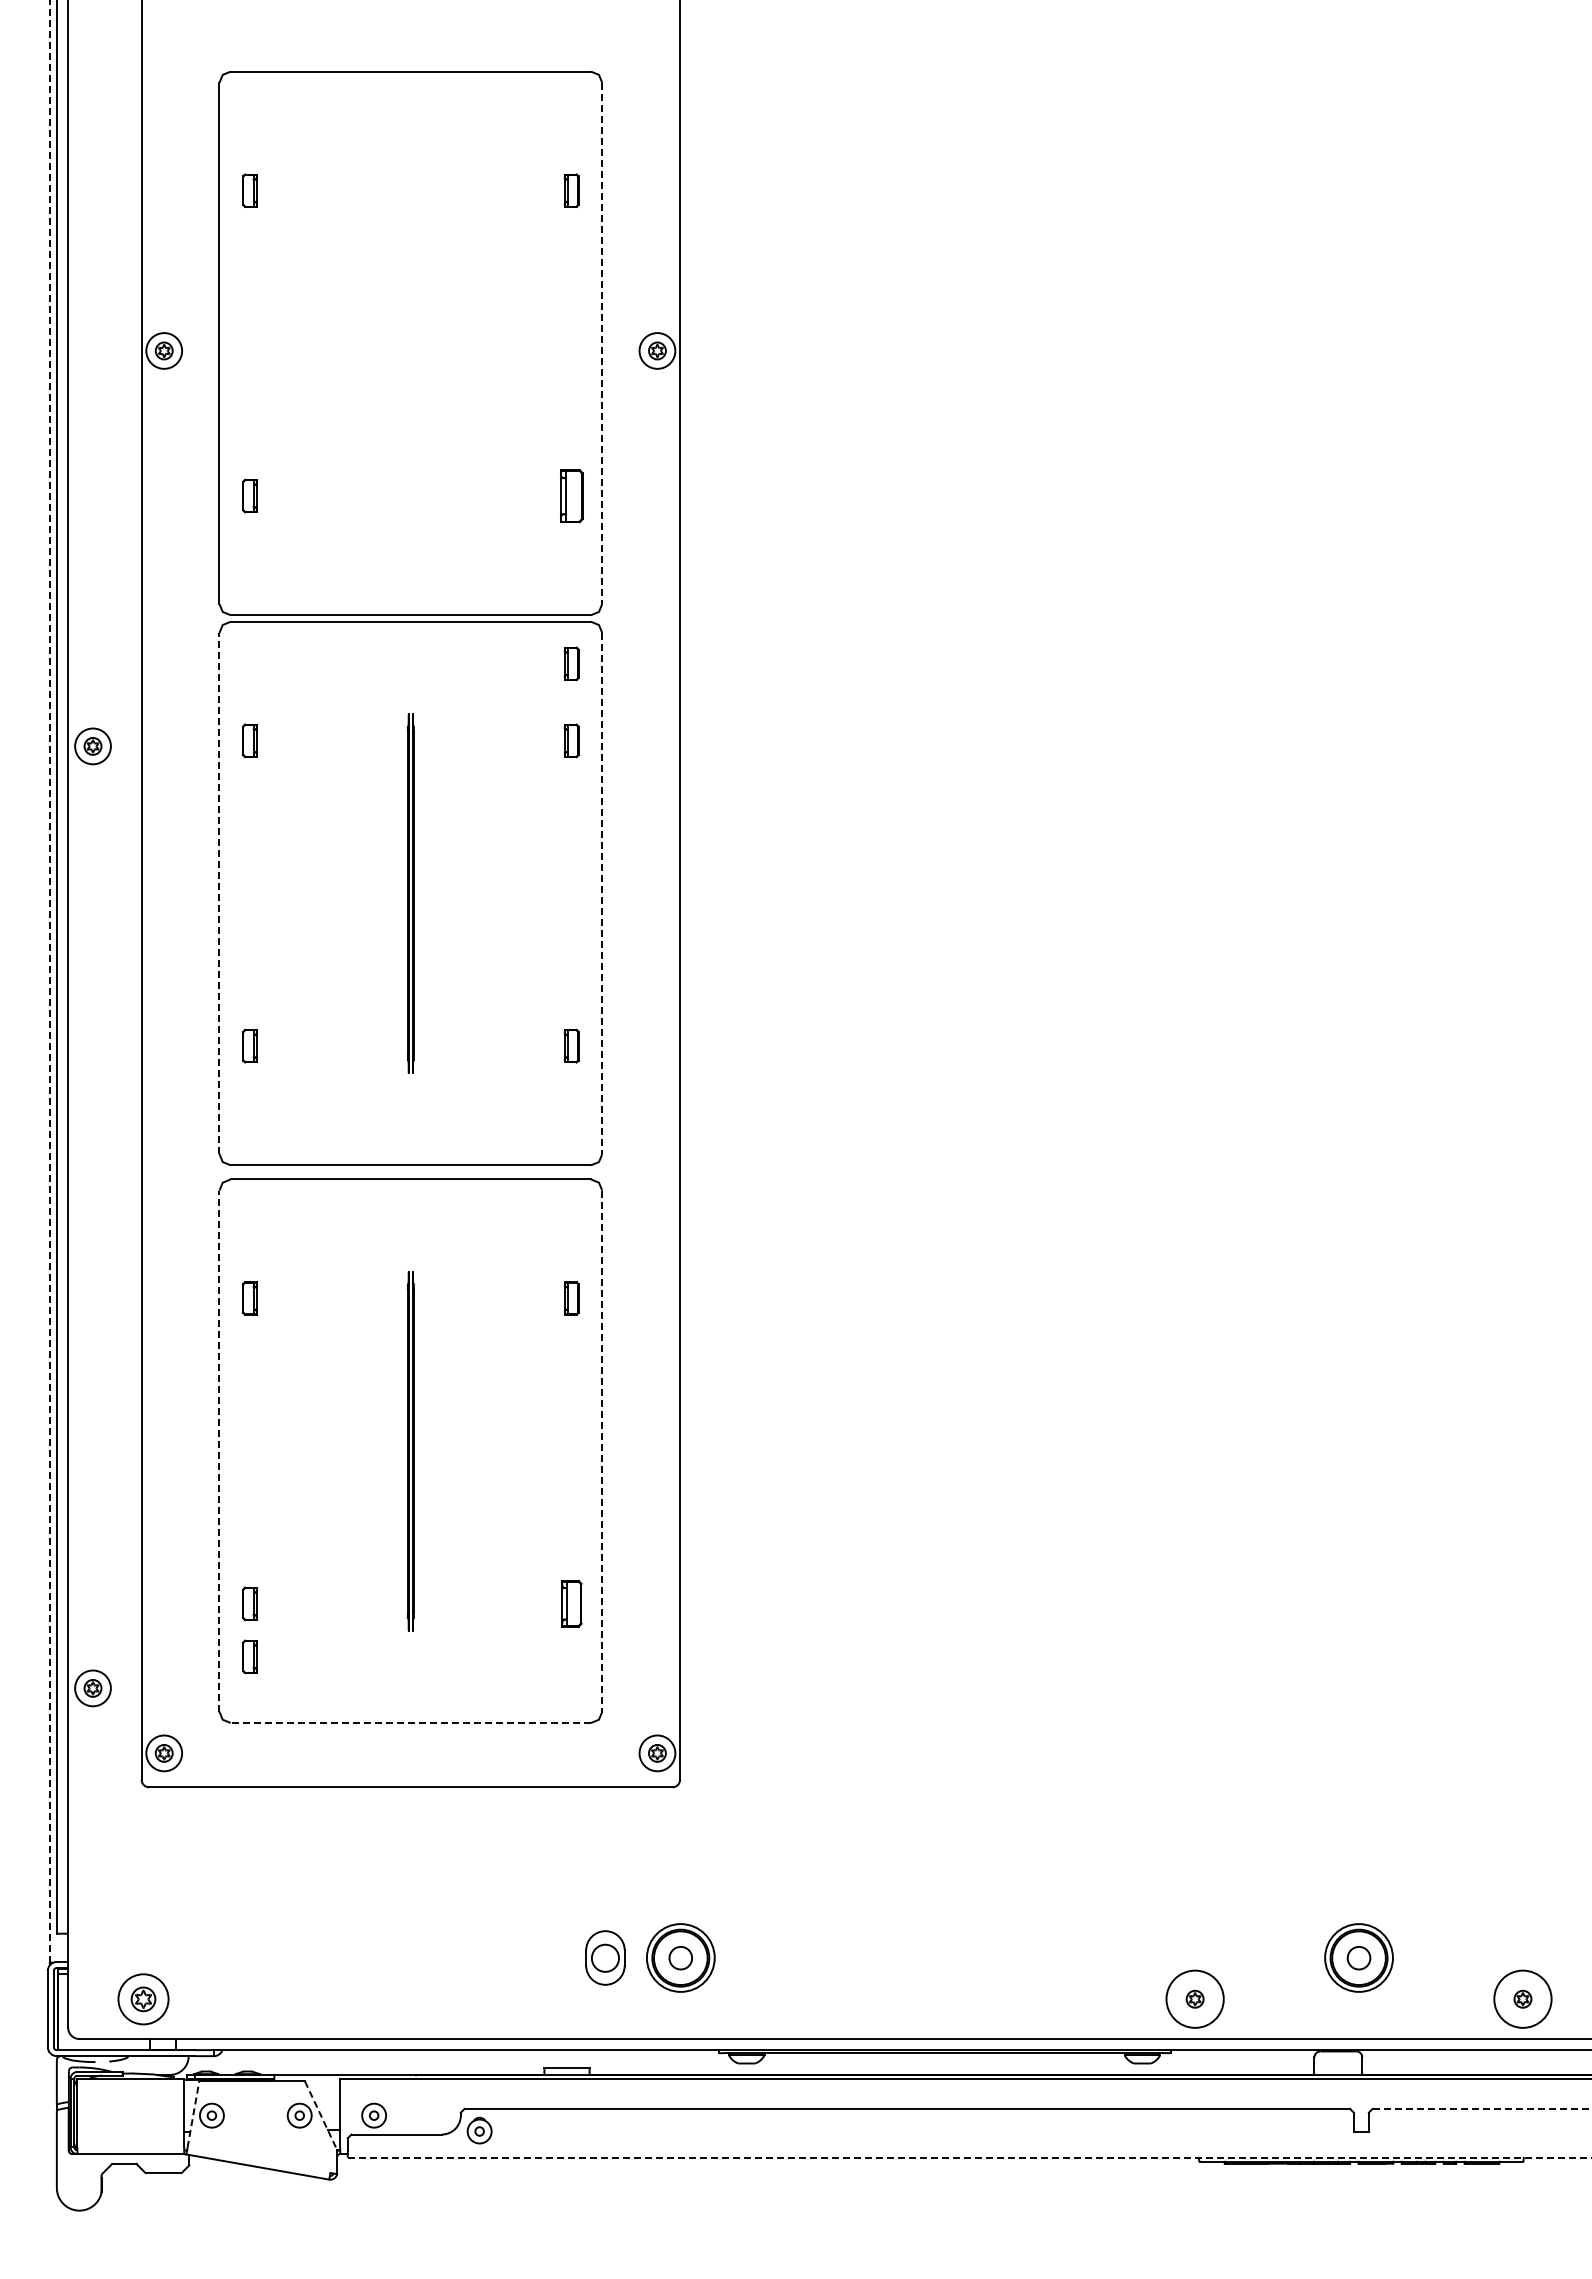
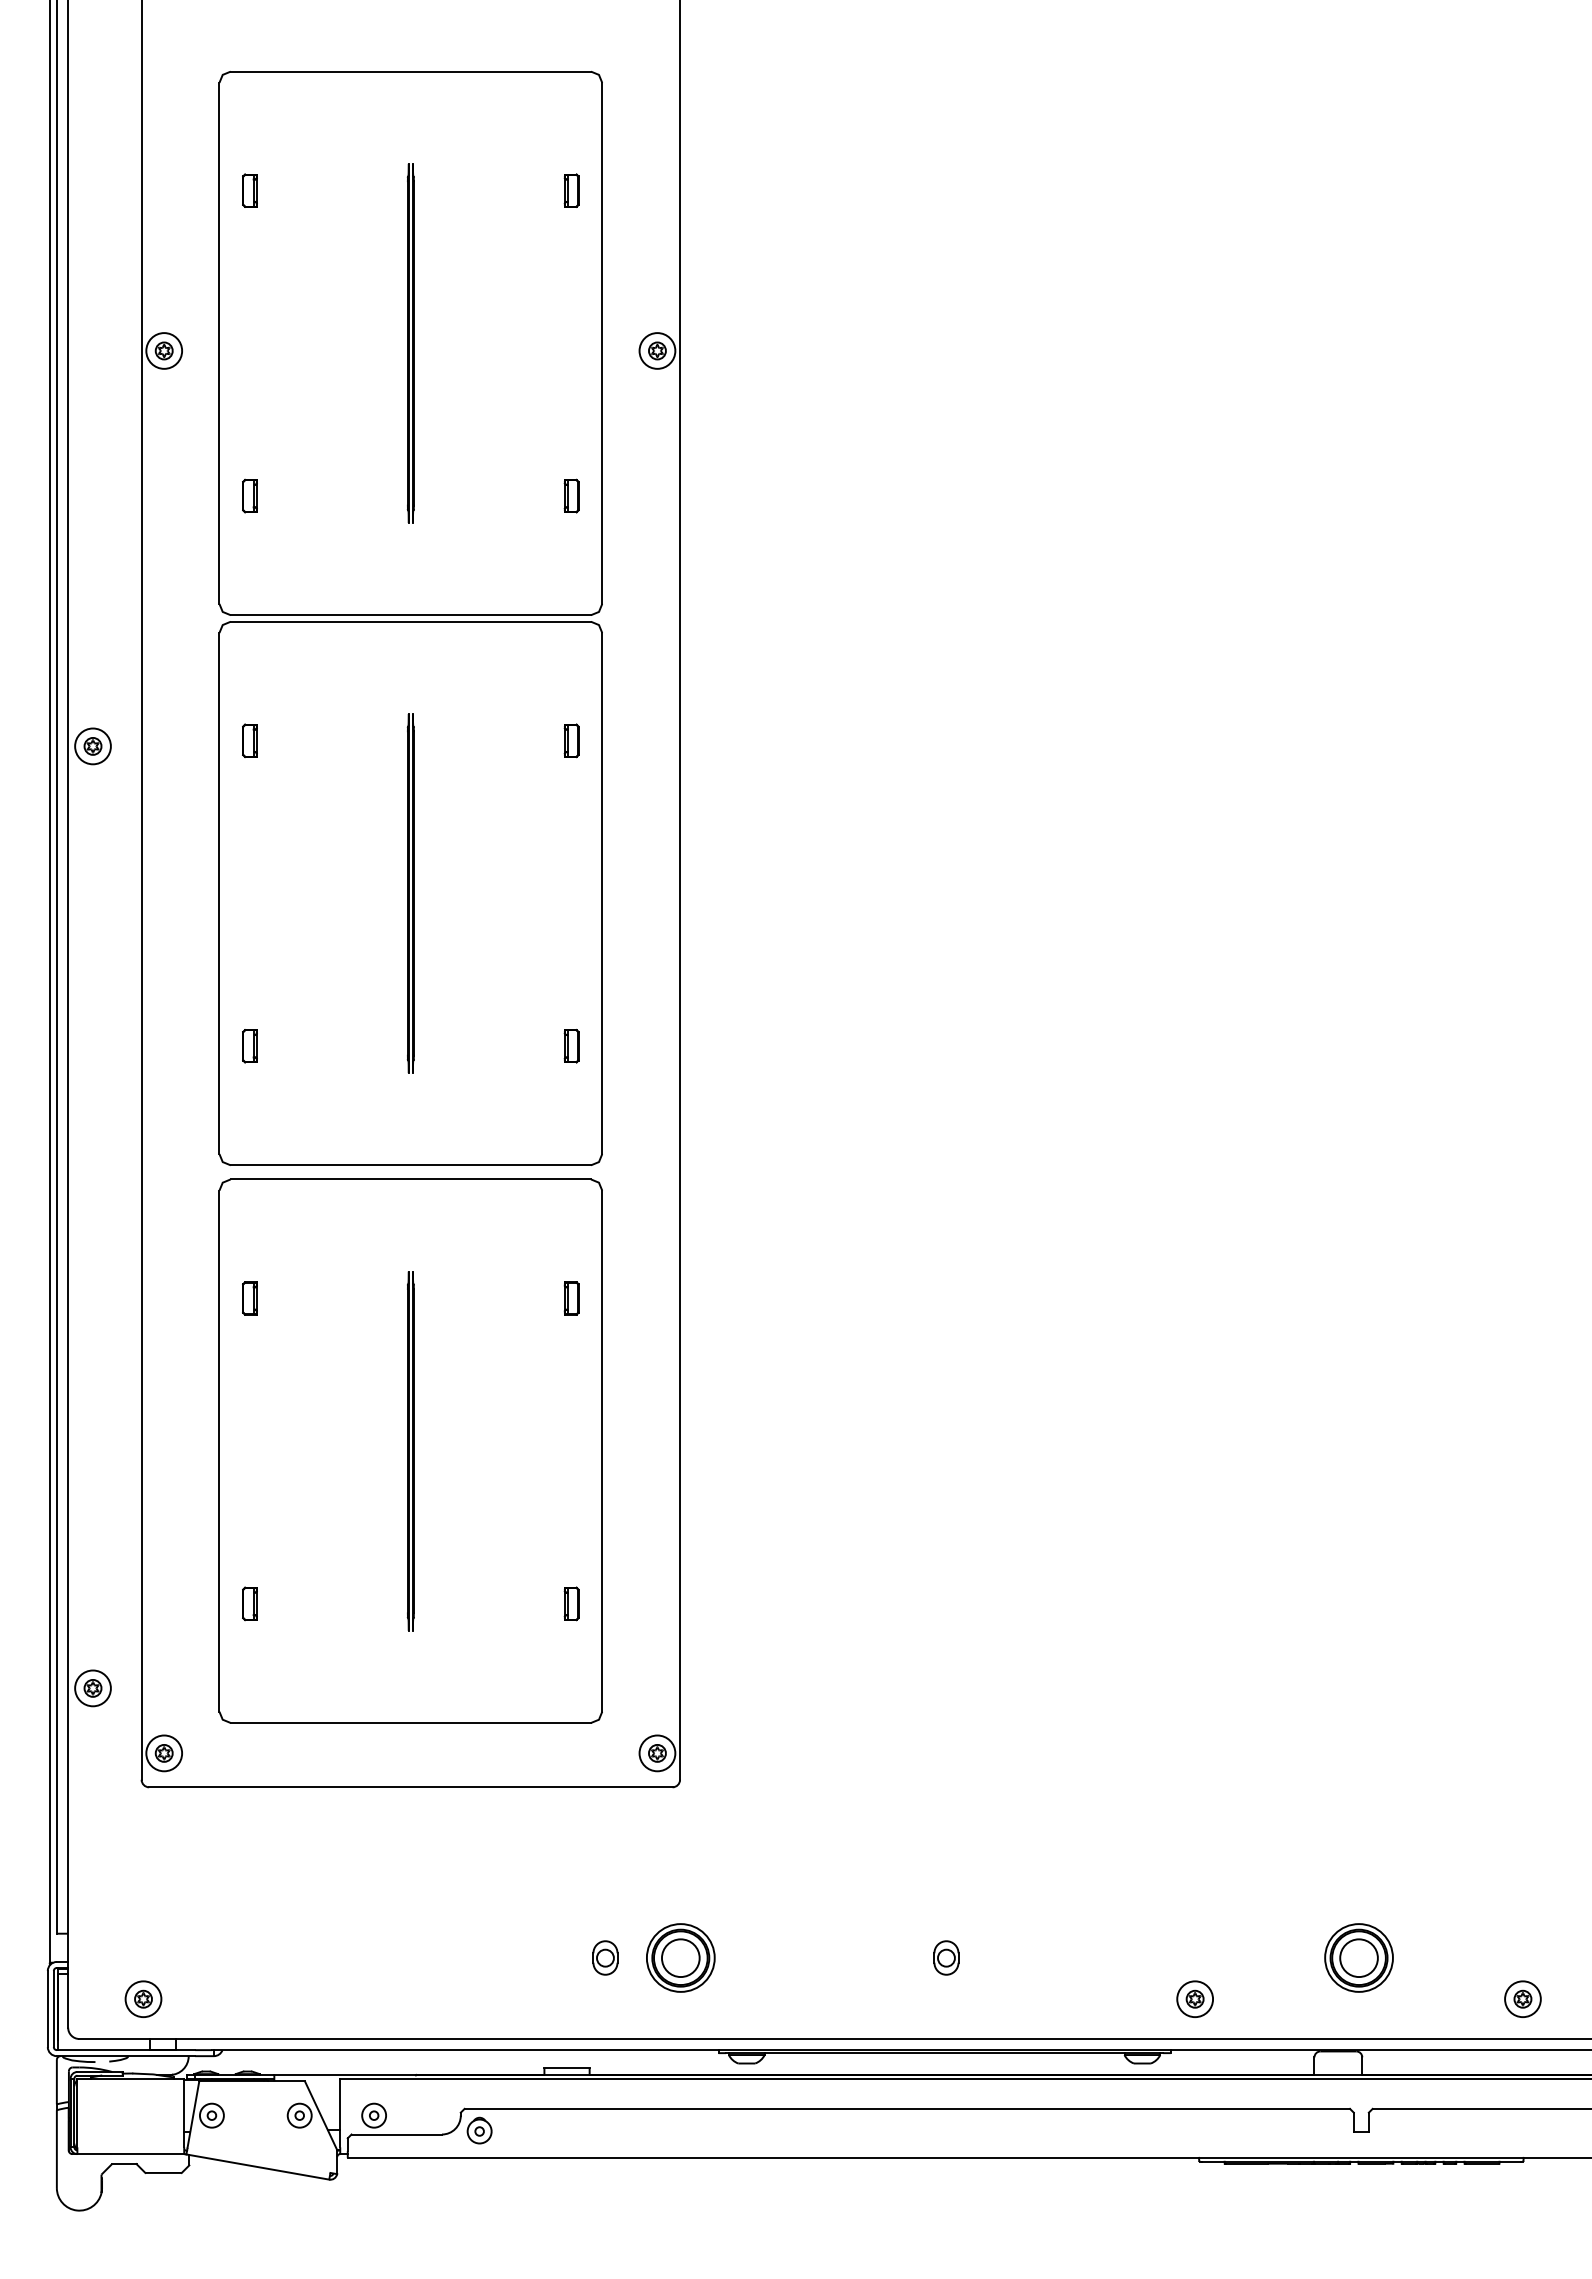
part: none -> present (410, 343)
line: dashed -> solid (602, 343)
part size: 25x55 px -> 17x36 px (571, 495)
part: present -> none (571, 663)
line: dashed -> solid (219, 893)
line: dashed -> solid (602, 893)
line: dashed -> solid (49, 980)
line: dashed -> solid (219, 1451)
line: dashed -> solid (602, 1451)
part size: 22x48 px -> 17x36 px (571, 1603)
part: present -> none (249, 1656)
line: dashed -> solid (410, 1723)
part size: 41x56 px -> 27x36 px (605, 1957)
circle diameter: 23 px -> 38 px (680, 1958)
part: none -> present (946, 1957)
circle diameter: 23 px -> 38 px (1358, 1958)
circle diameter: 57 px -> 36 px (1195, 1999)
circle diameter: 57 px -> 36 px (1522, 1999)
part size: 53x53 px -> 39x38 px (143, 1998)
line: dashed -> solid (1482, 2108)
line: dashed -> solid (193, 2114)
line: dashed -> solid (321, 2115)
line: dashed -> solid (969, 2157)
